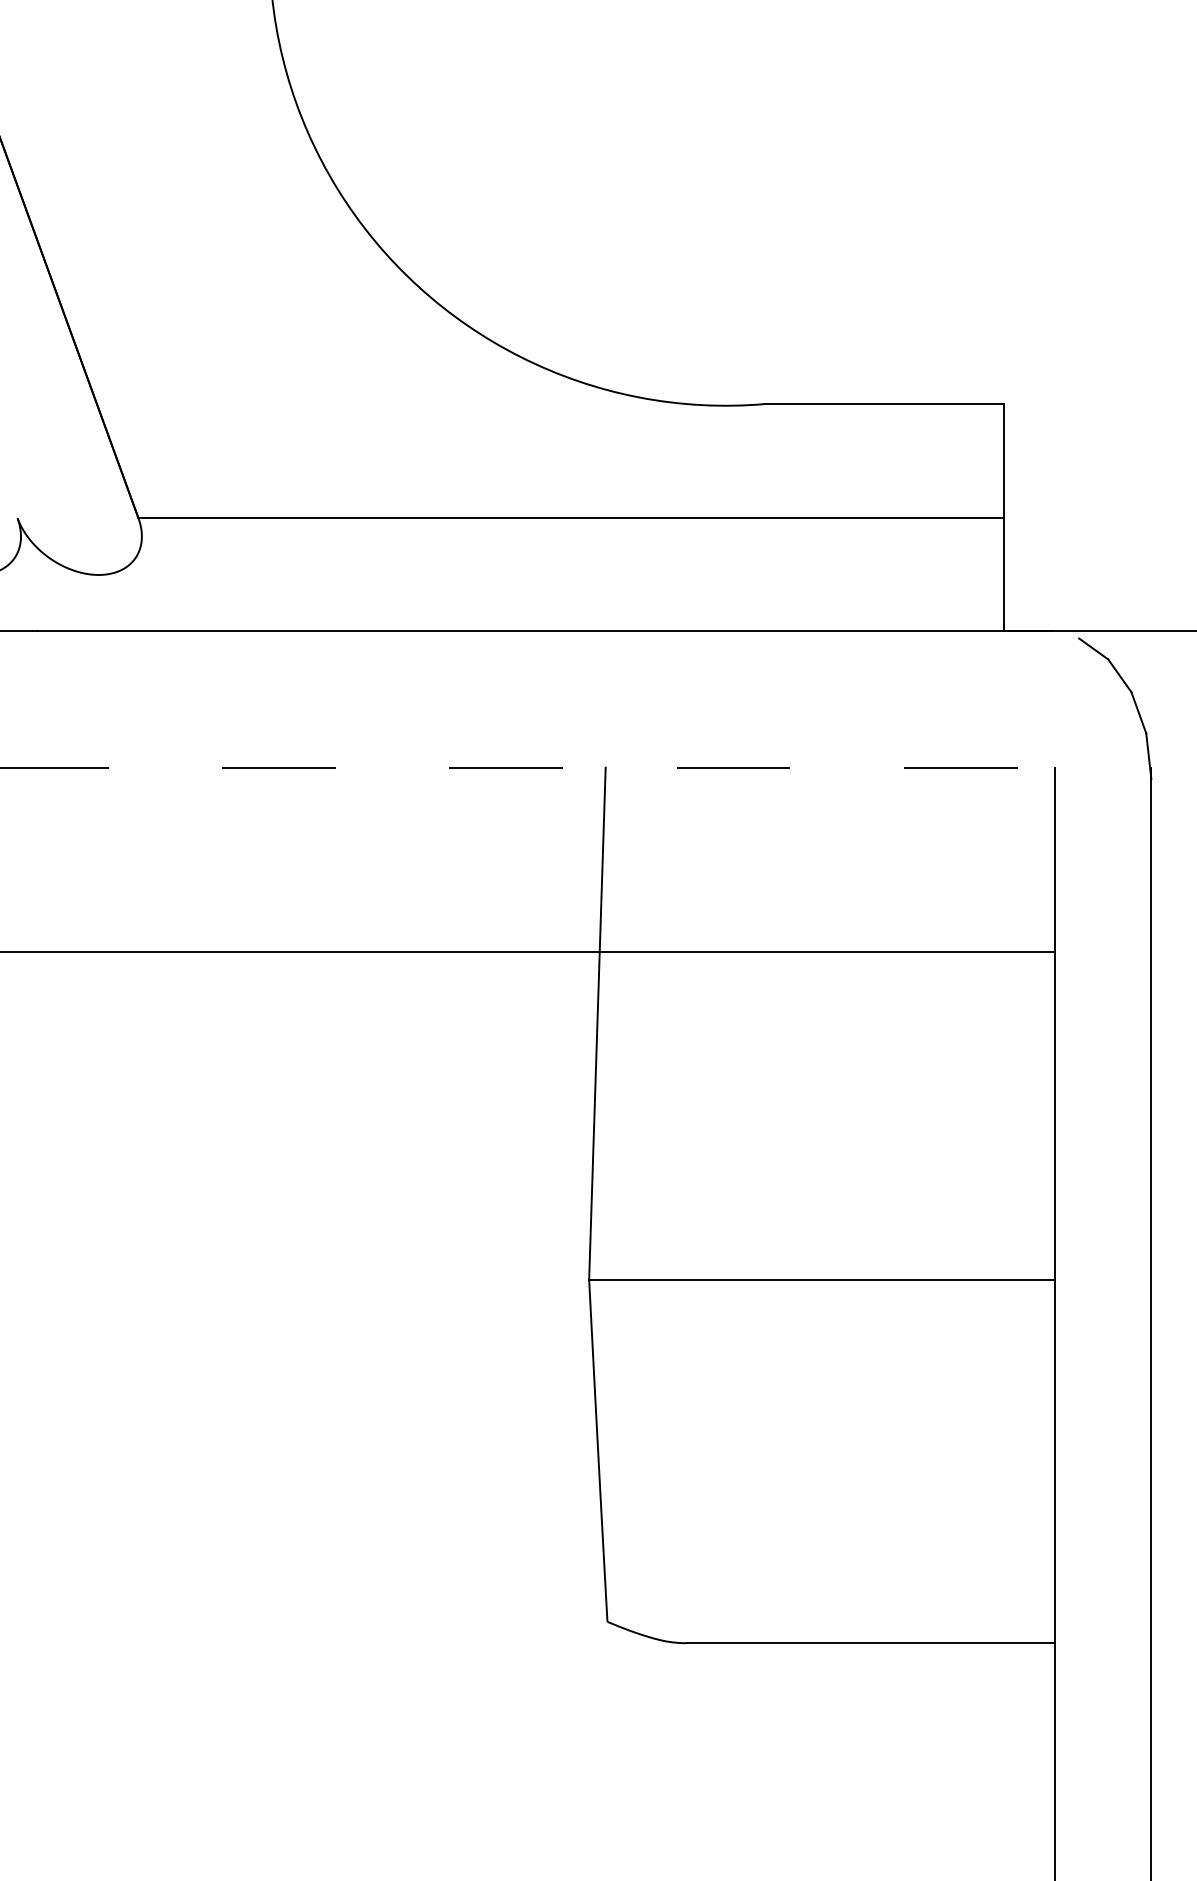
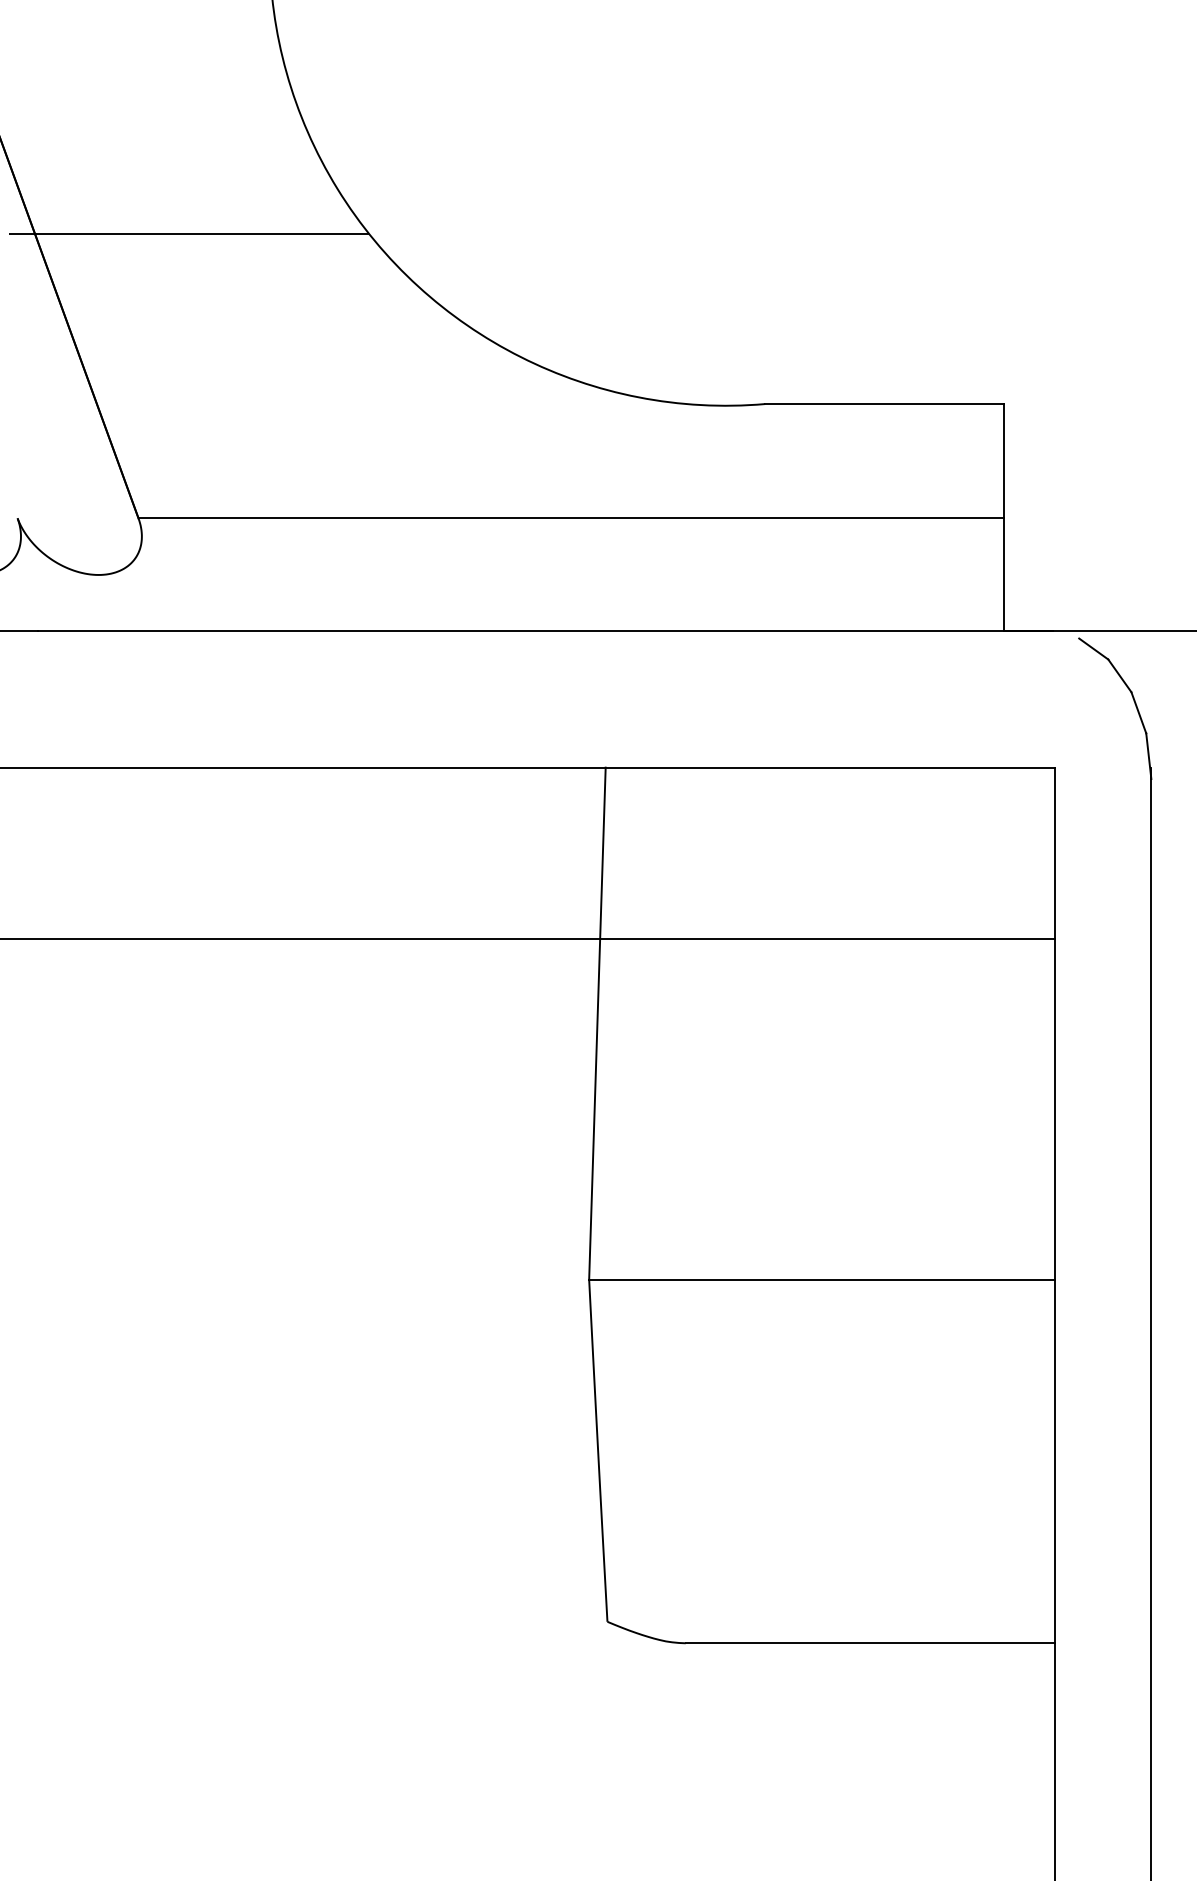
line: none -> present (185, 233)
line: dashed -> solid (528, 767)
line position: (528, 951) -> (528, 938) (528, 938)
